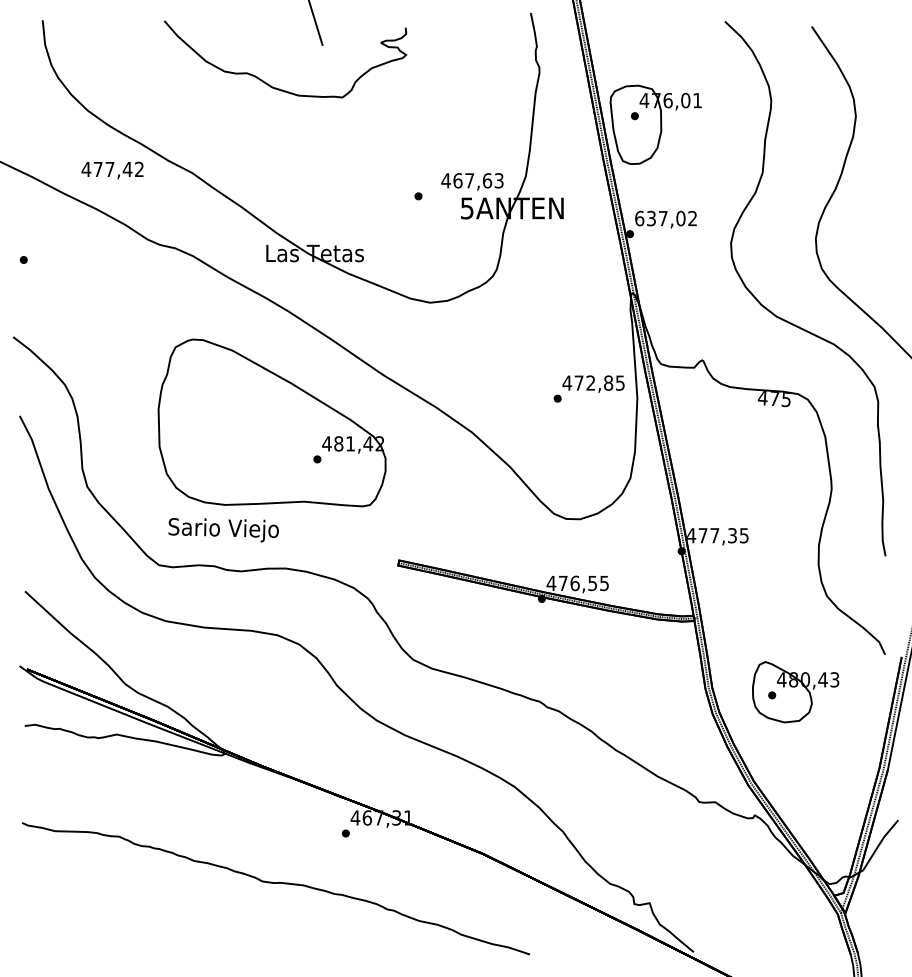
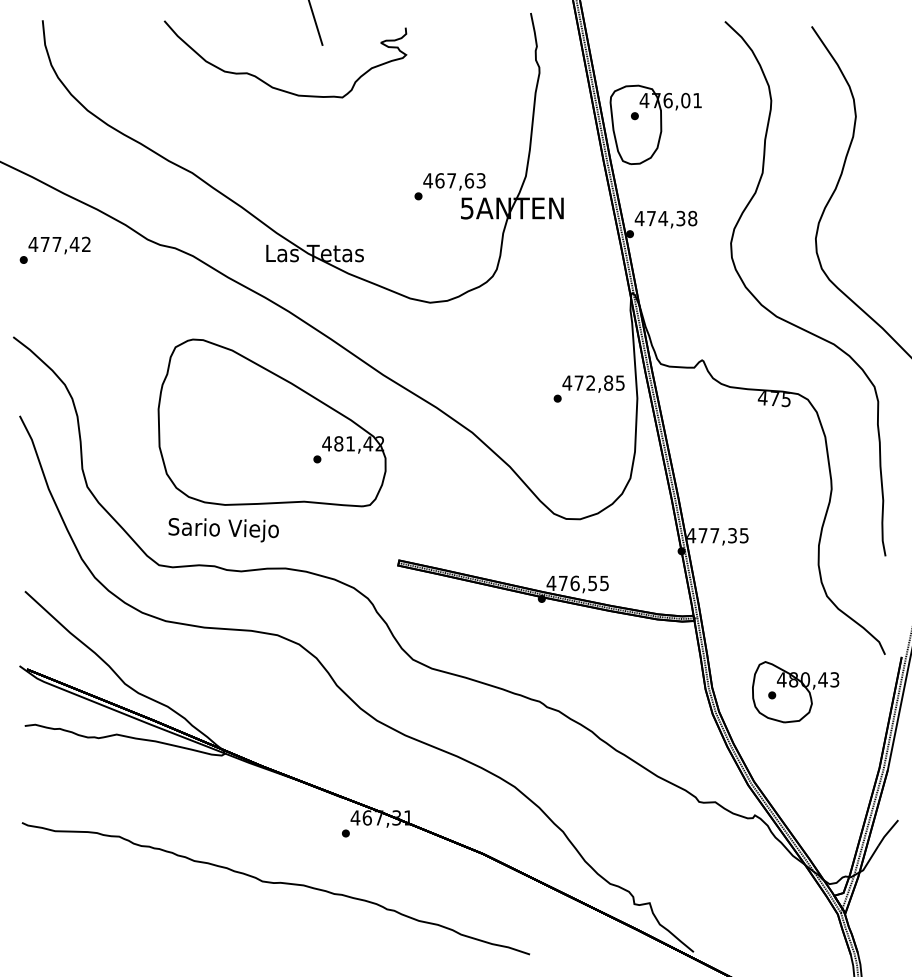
text position: (112, 170) -> (59, 245) (59, 245)
text position: (472, 181) -> (454, 181) (454, 181)
text: 637,02 -> 474,38 (665, 218)
